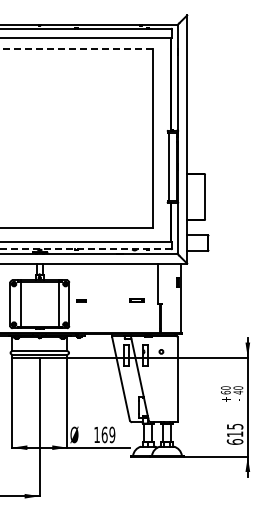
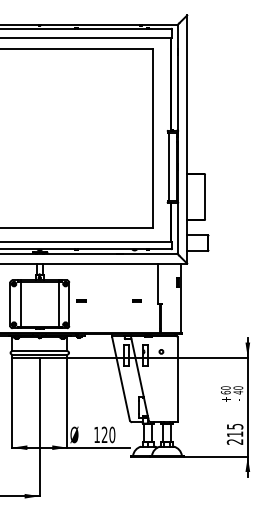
line: dashed -> solid (76, 49)
line: dashed -> solid (86, 249)
part size: 16x5 px -> 10x4 px (136, 300)
text: 169 -> 120 (108, 434)
text: 615 -> 215 (234, 441)
